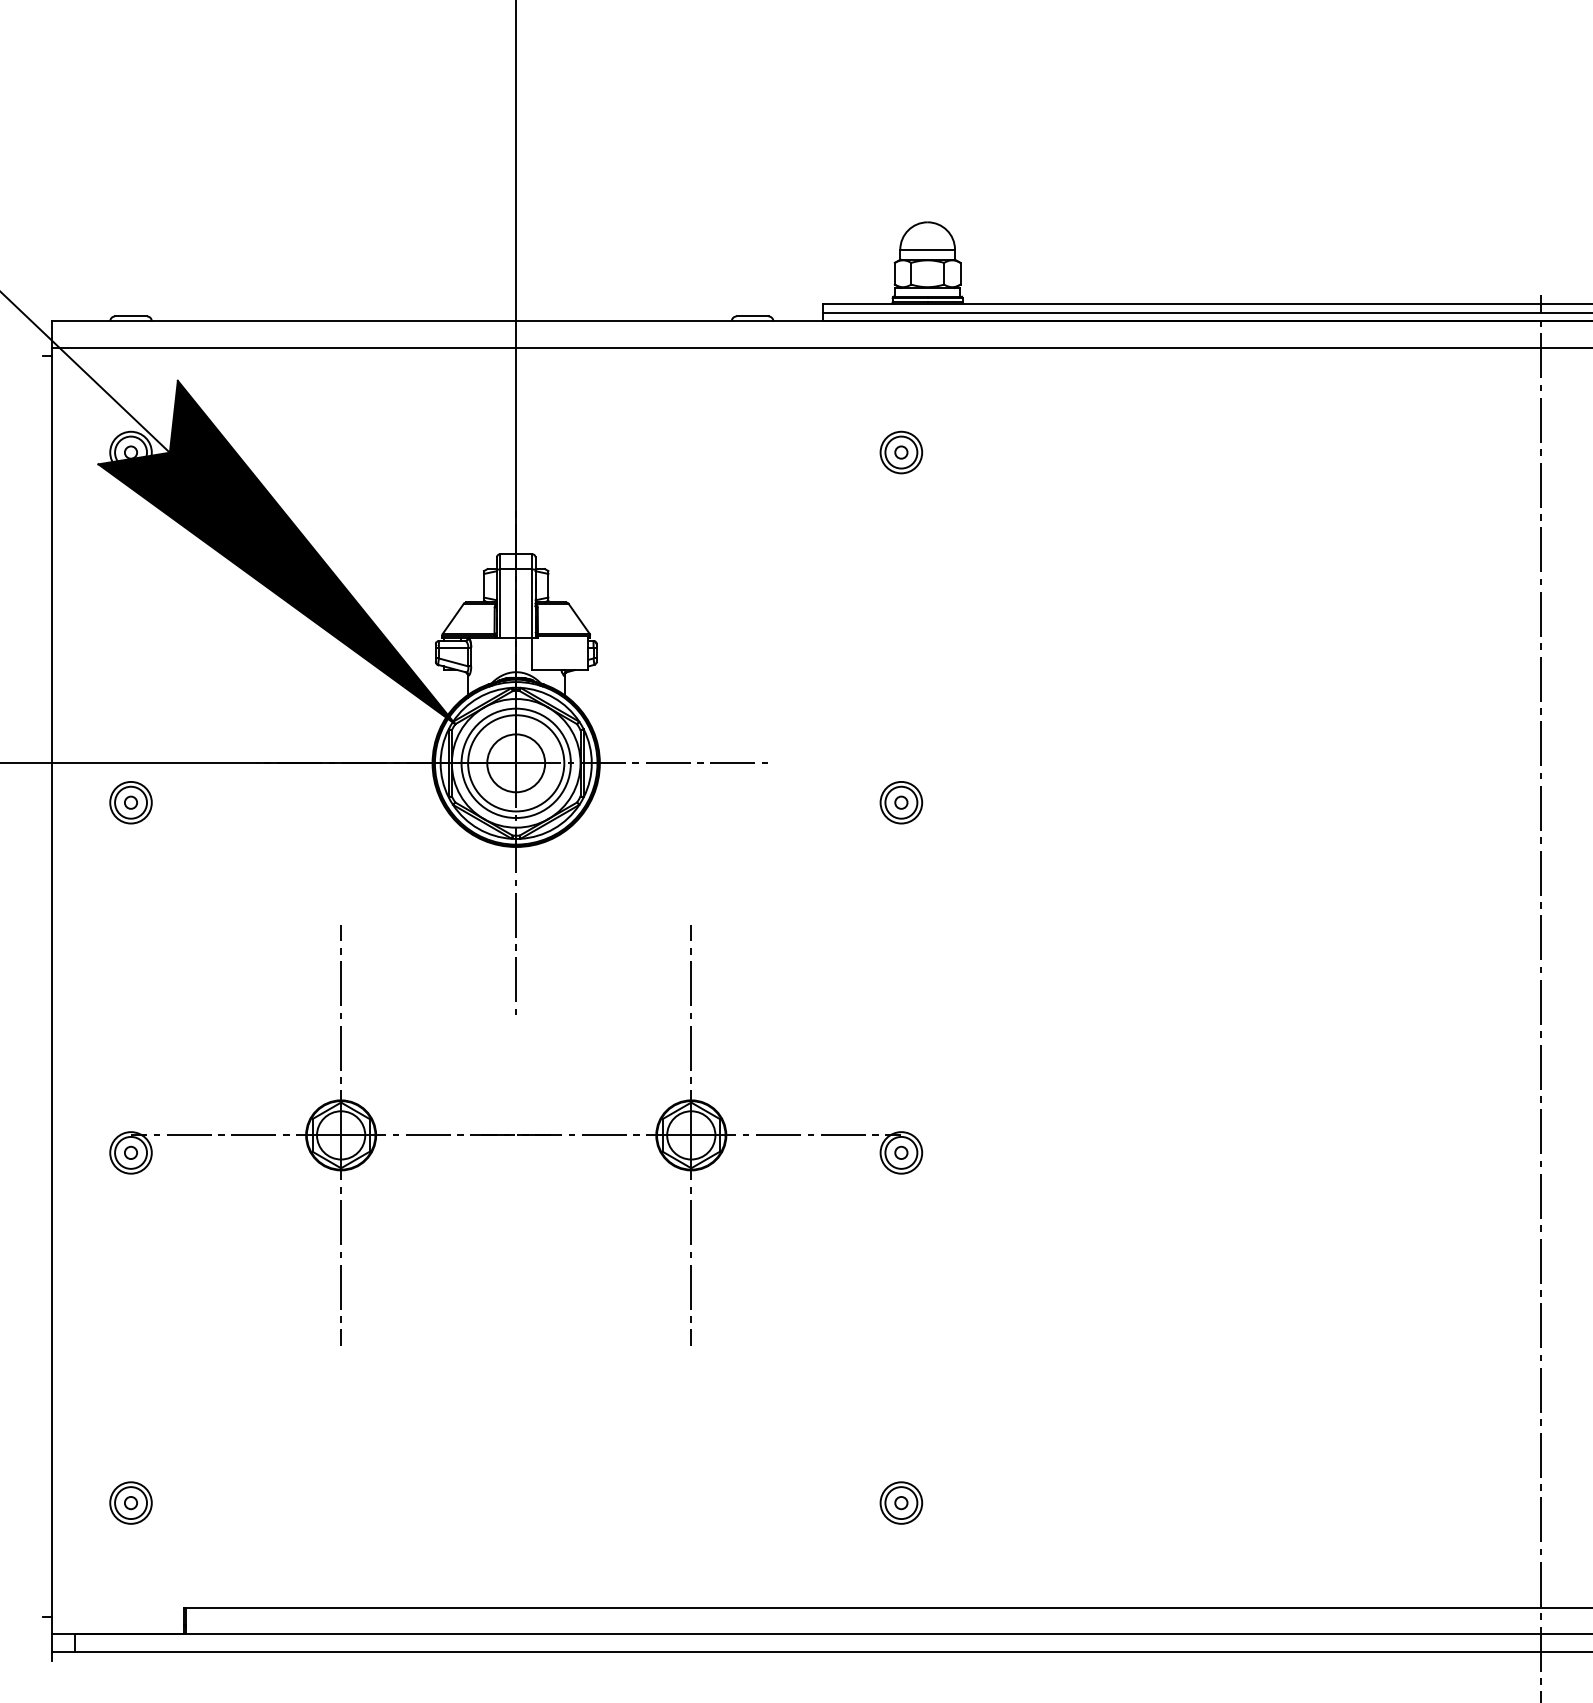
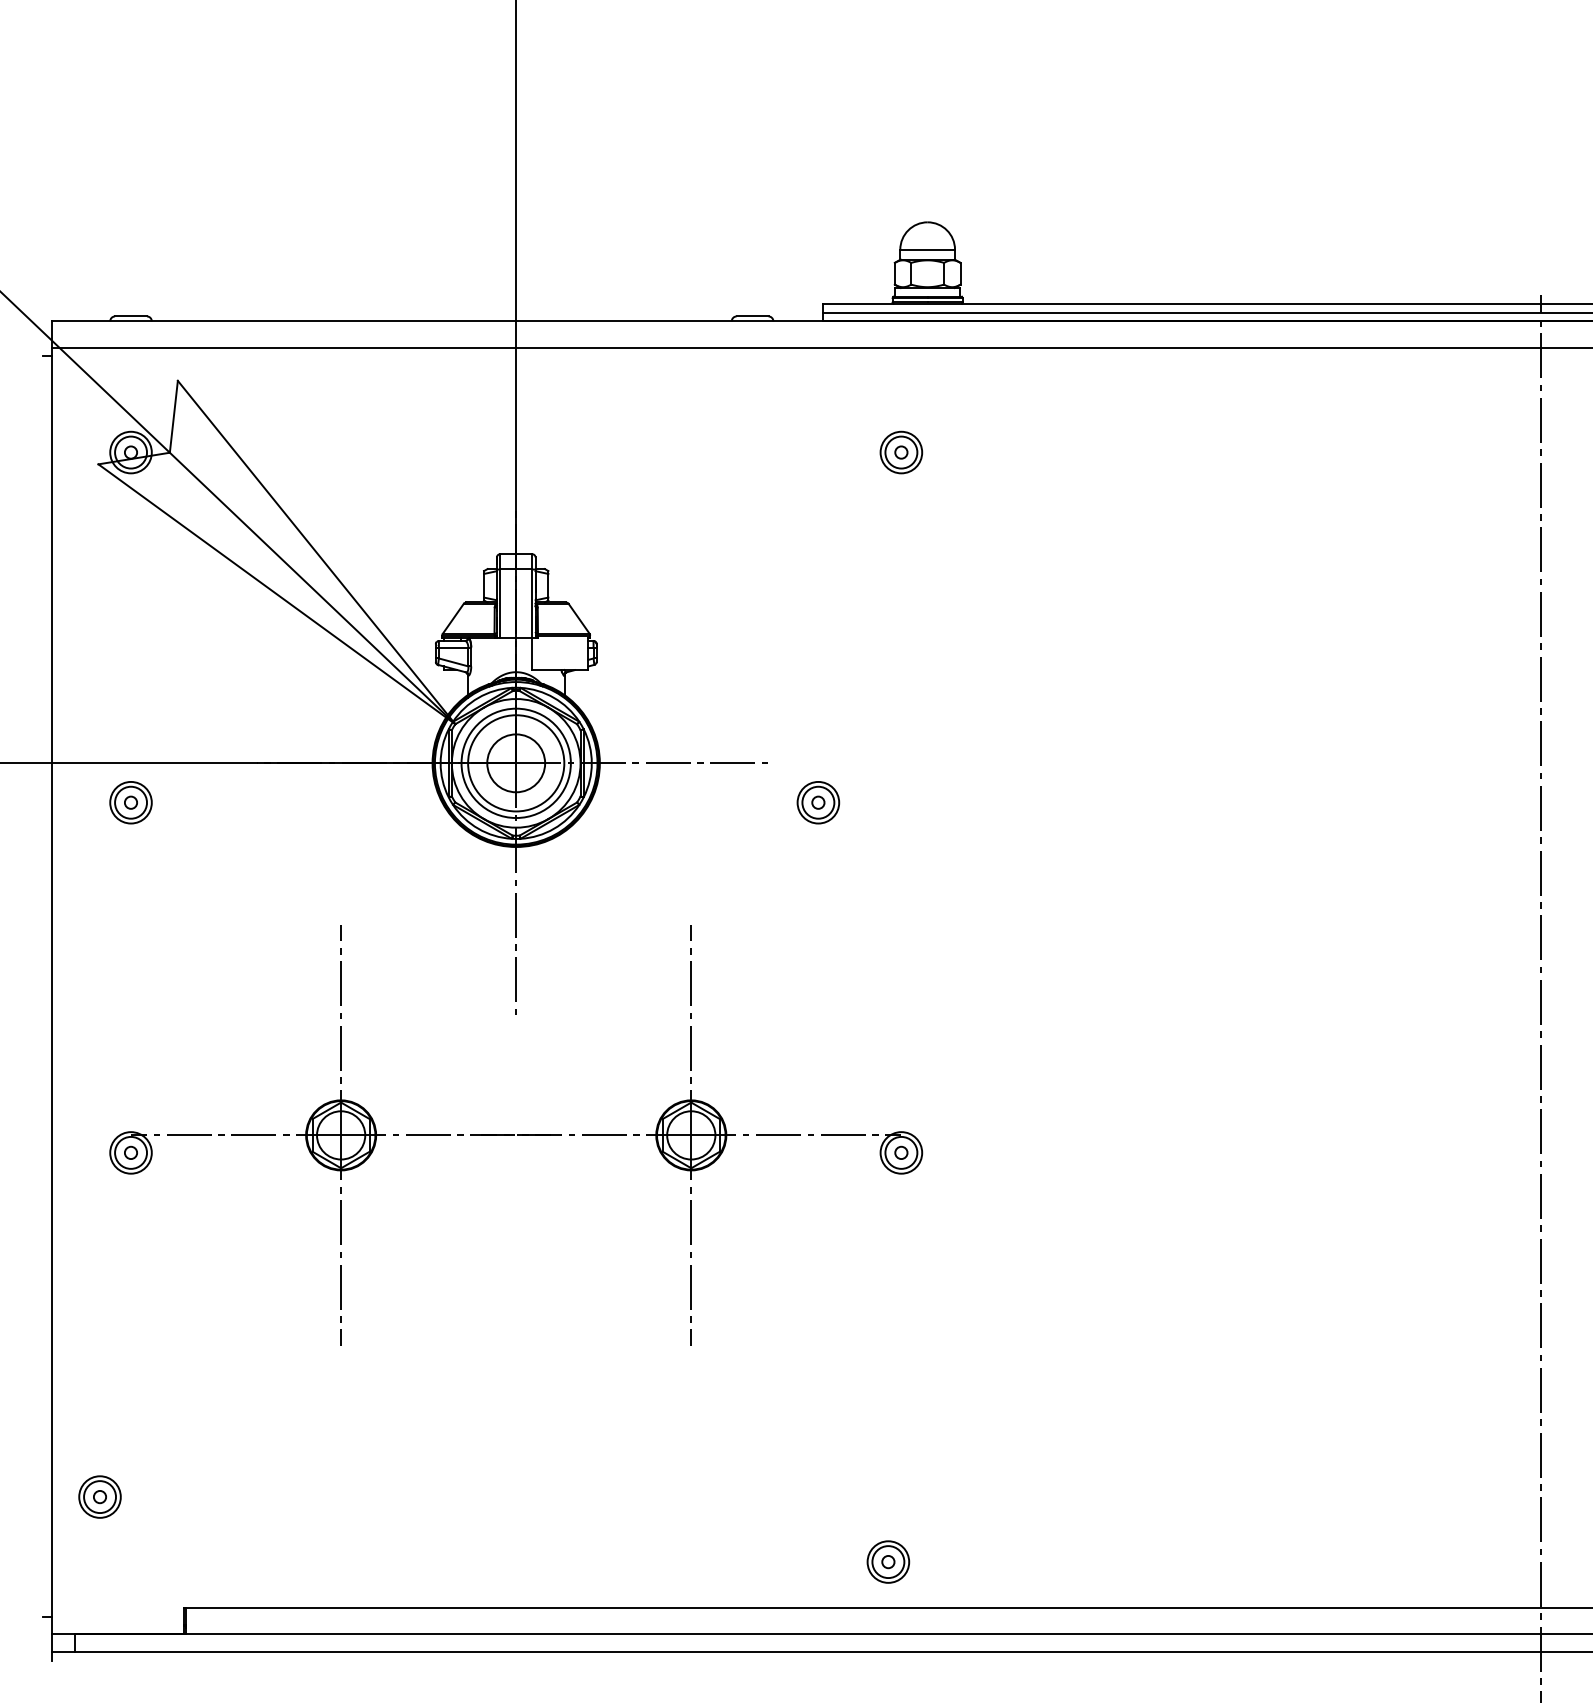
fill: present -> none (276, 552)
part position: (901, 802) -> (818, 802) (818, 802)
part position: (130, 1502) -> (99, 1496) (99, 1496)
part position: (901, 1502) -> (888, 1561) (888, 1561)
